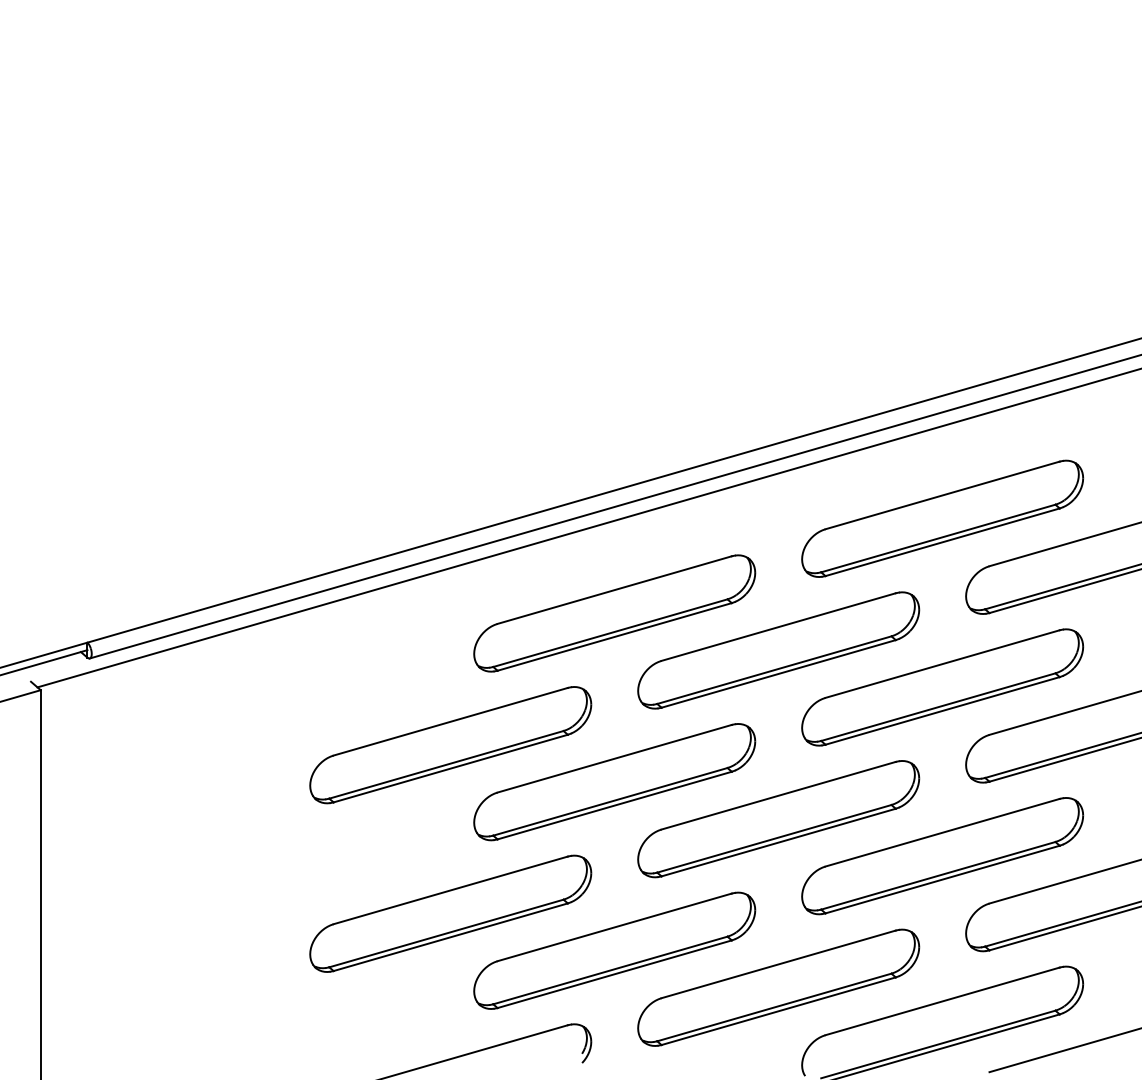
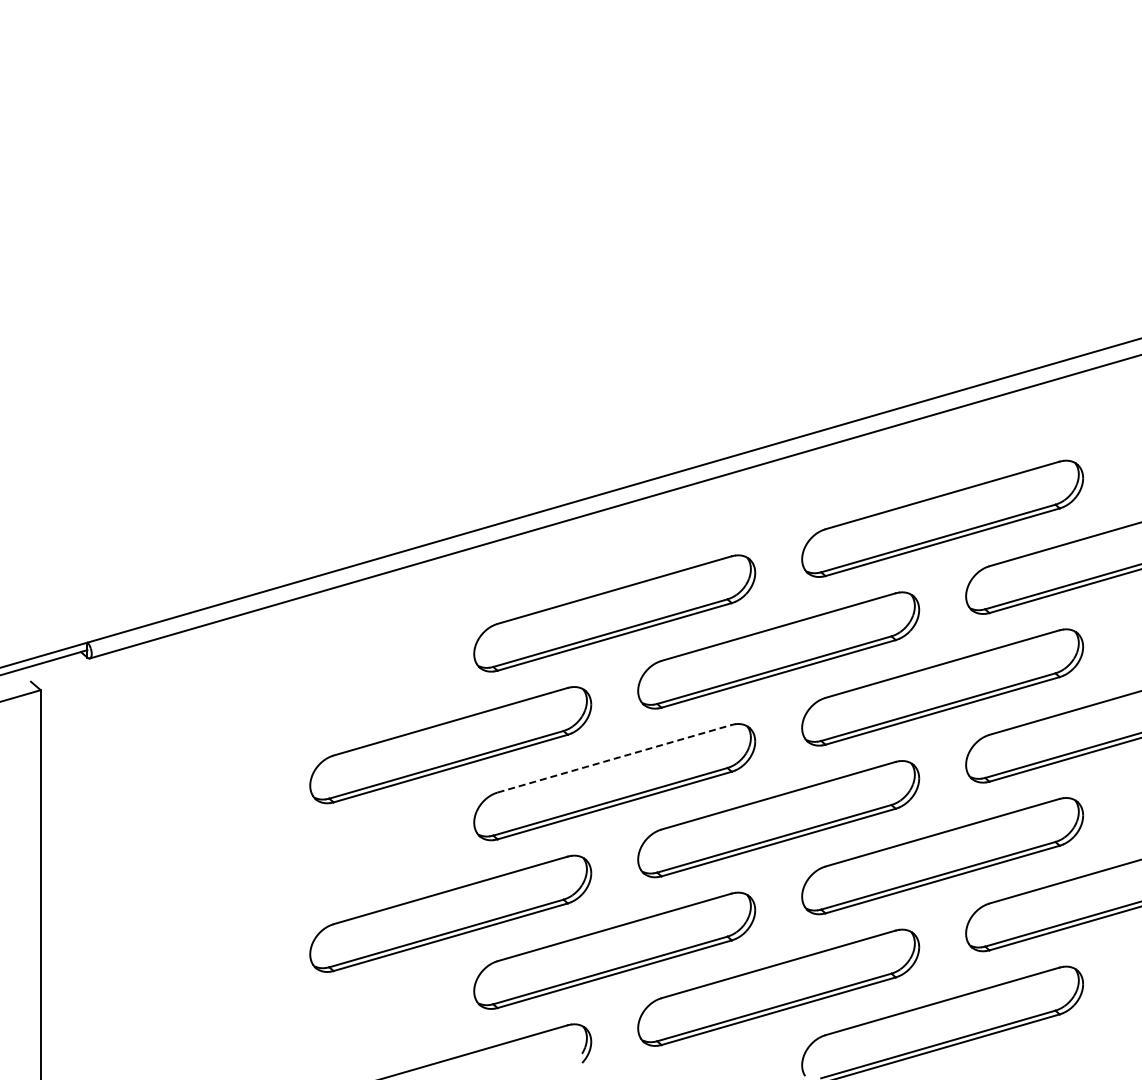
line: present -> none (587, 528)
line: solid -> dashed (614, 758)
line: present -> none (1063, 1050)
